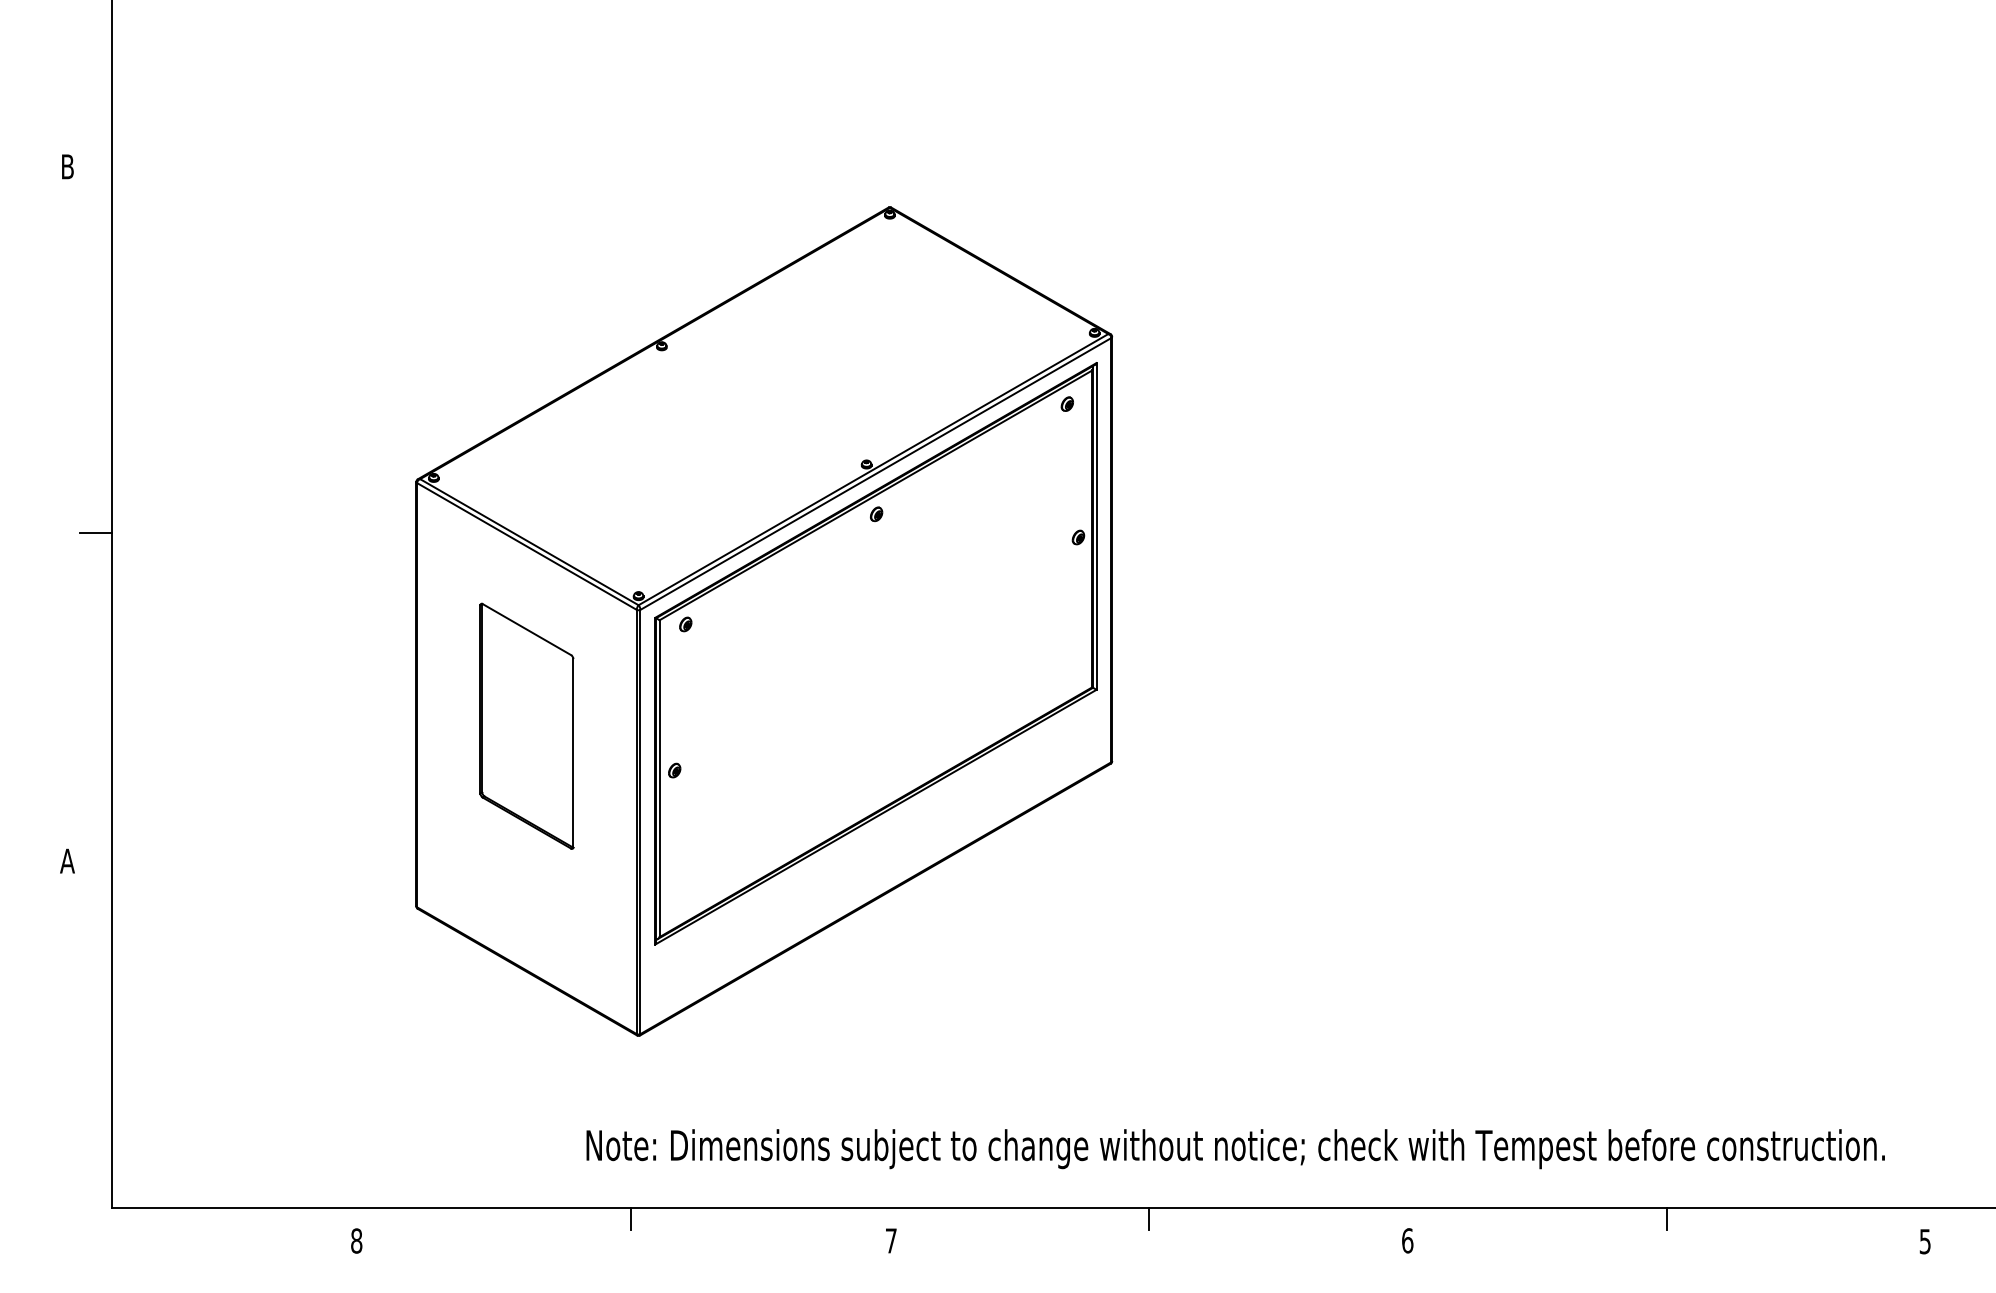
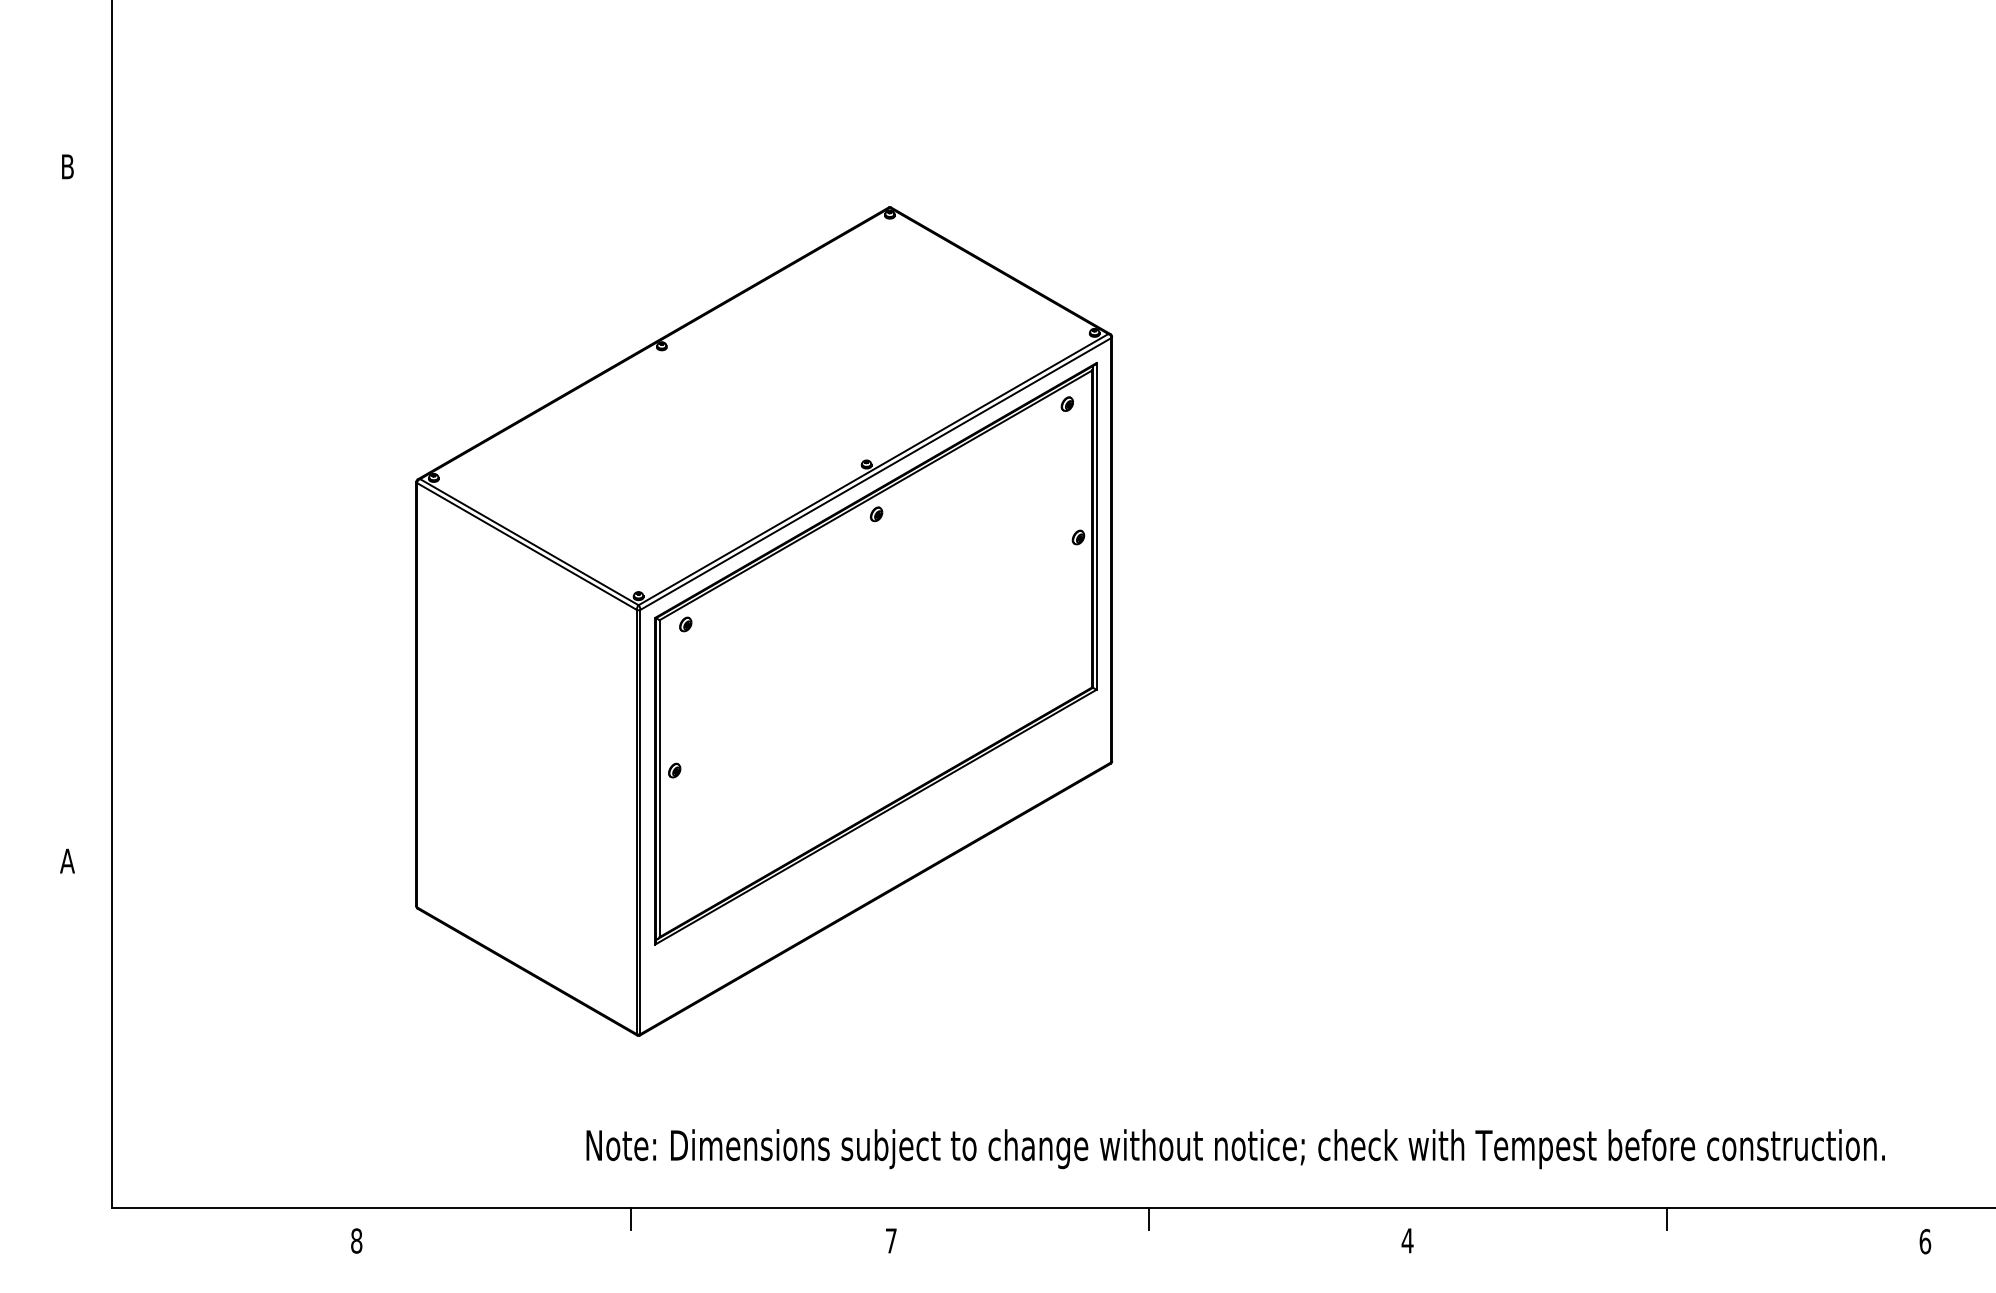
line: present -> none (95, 533)
part: present -> none (526, 725)
text: 6 -> 4 (1407, 1240)
text: 5 -> 6 (1925, 1241)
